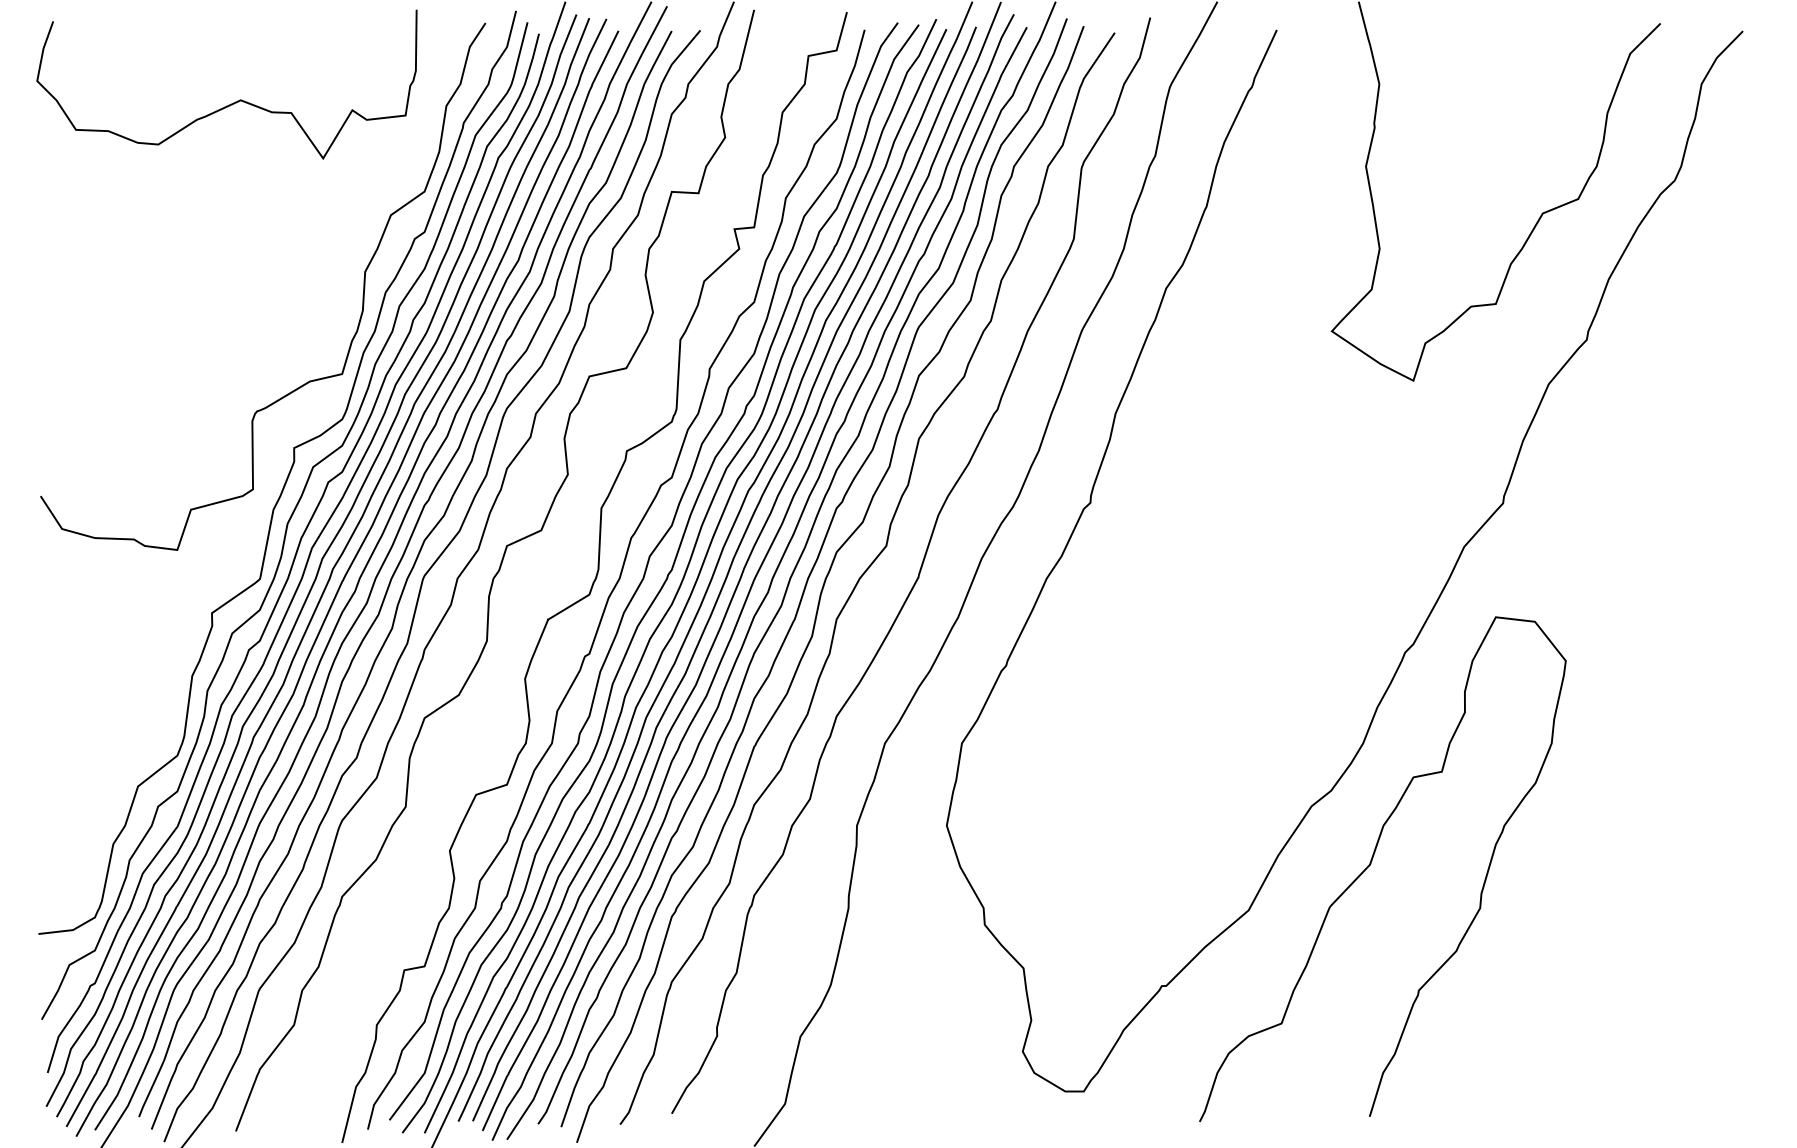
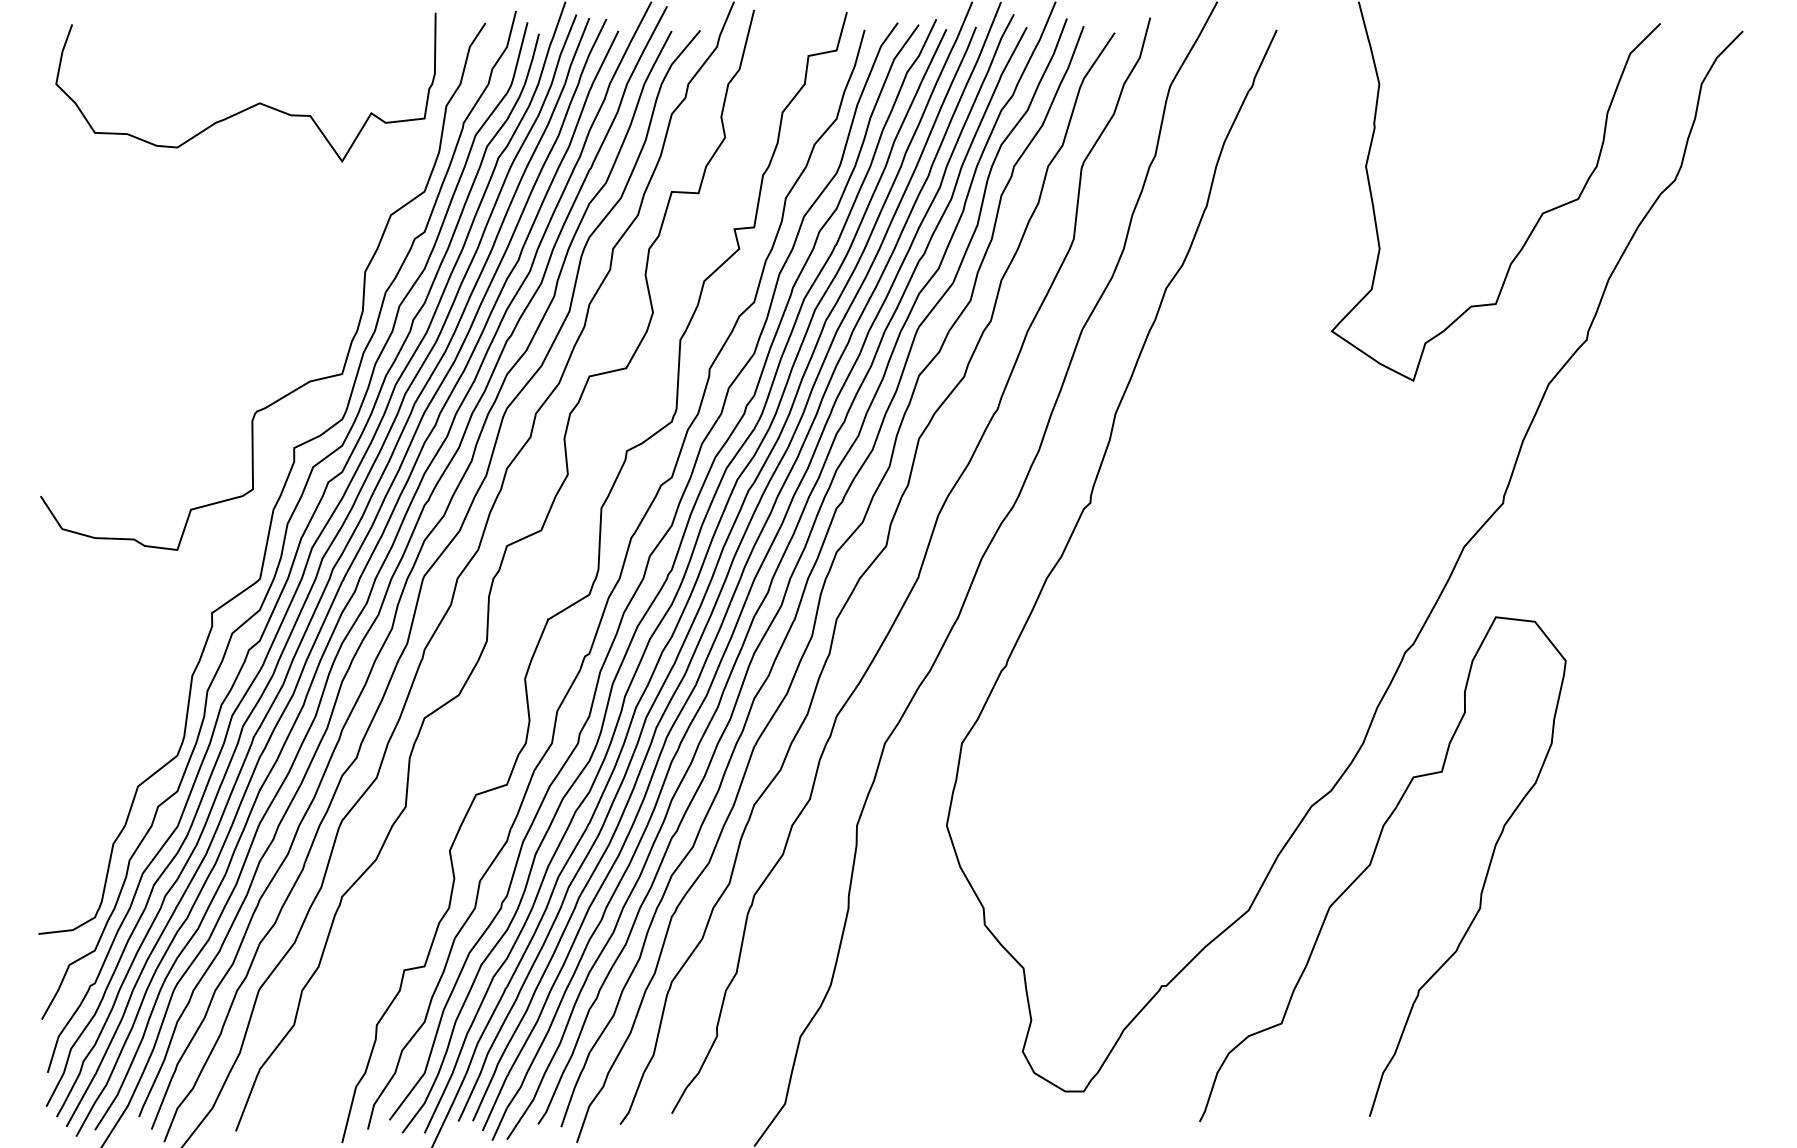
curve position: (235, 101) -> (254, 104) (254, 104)
